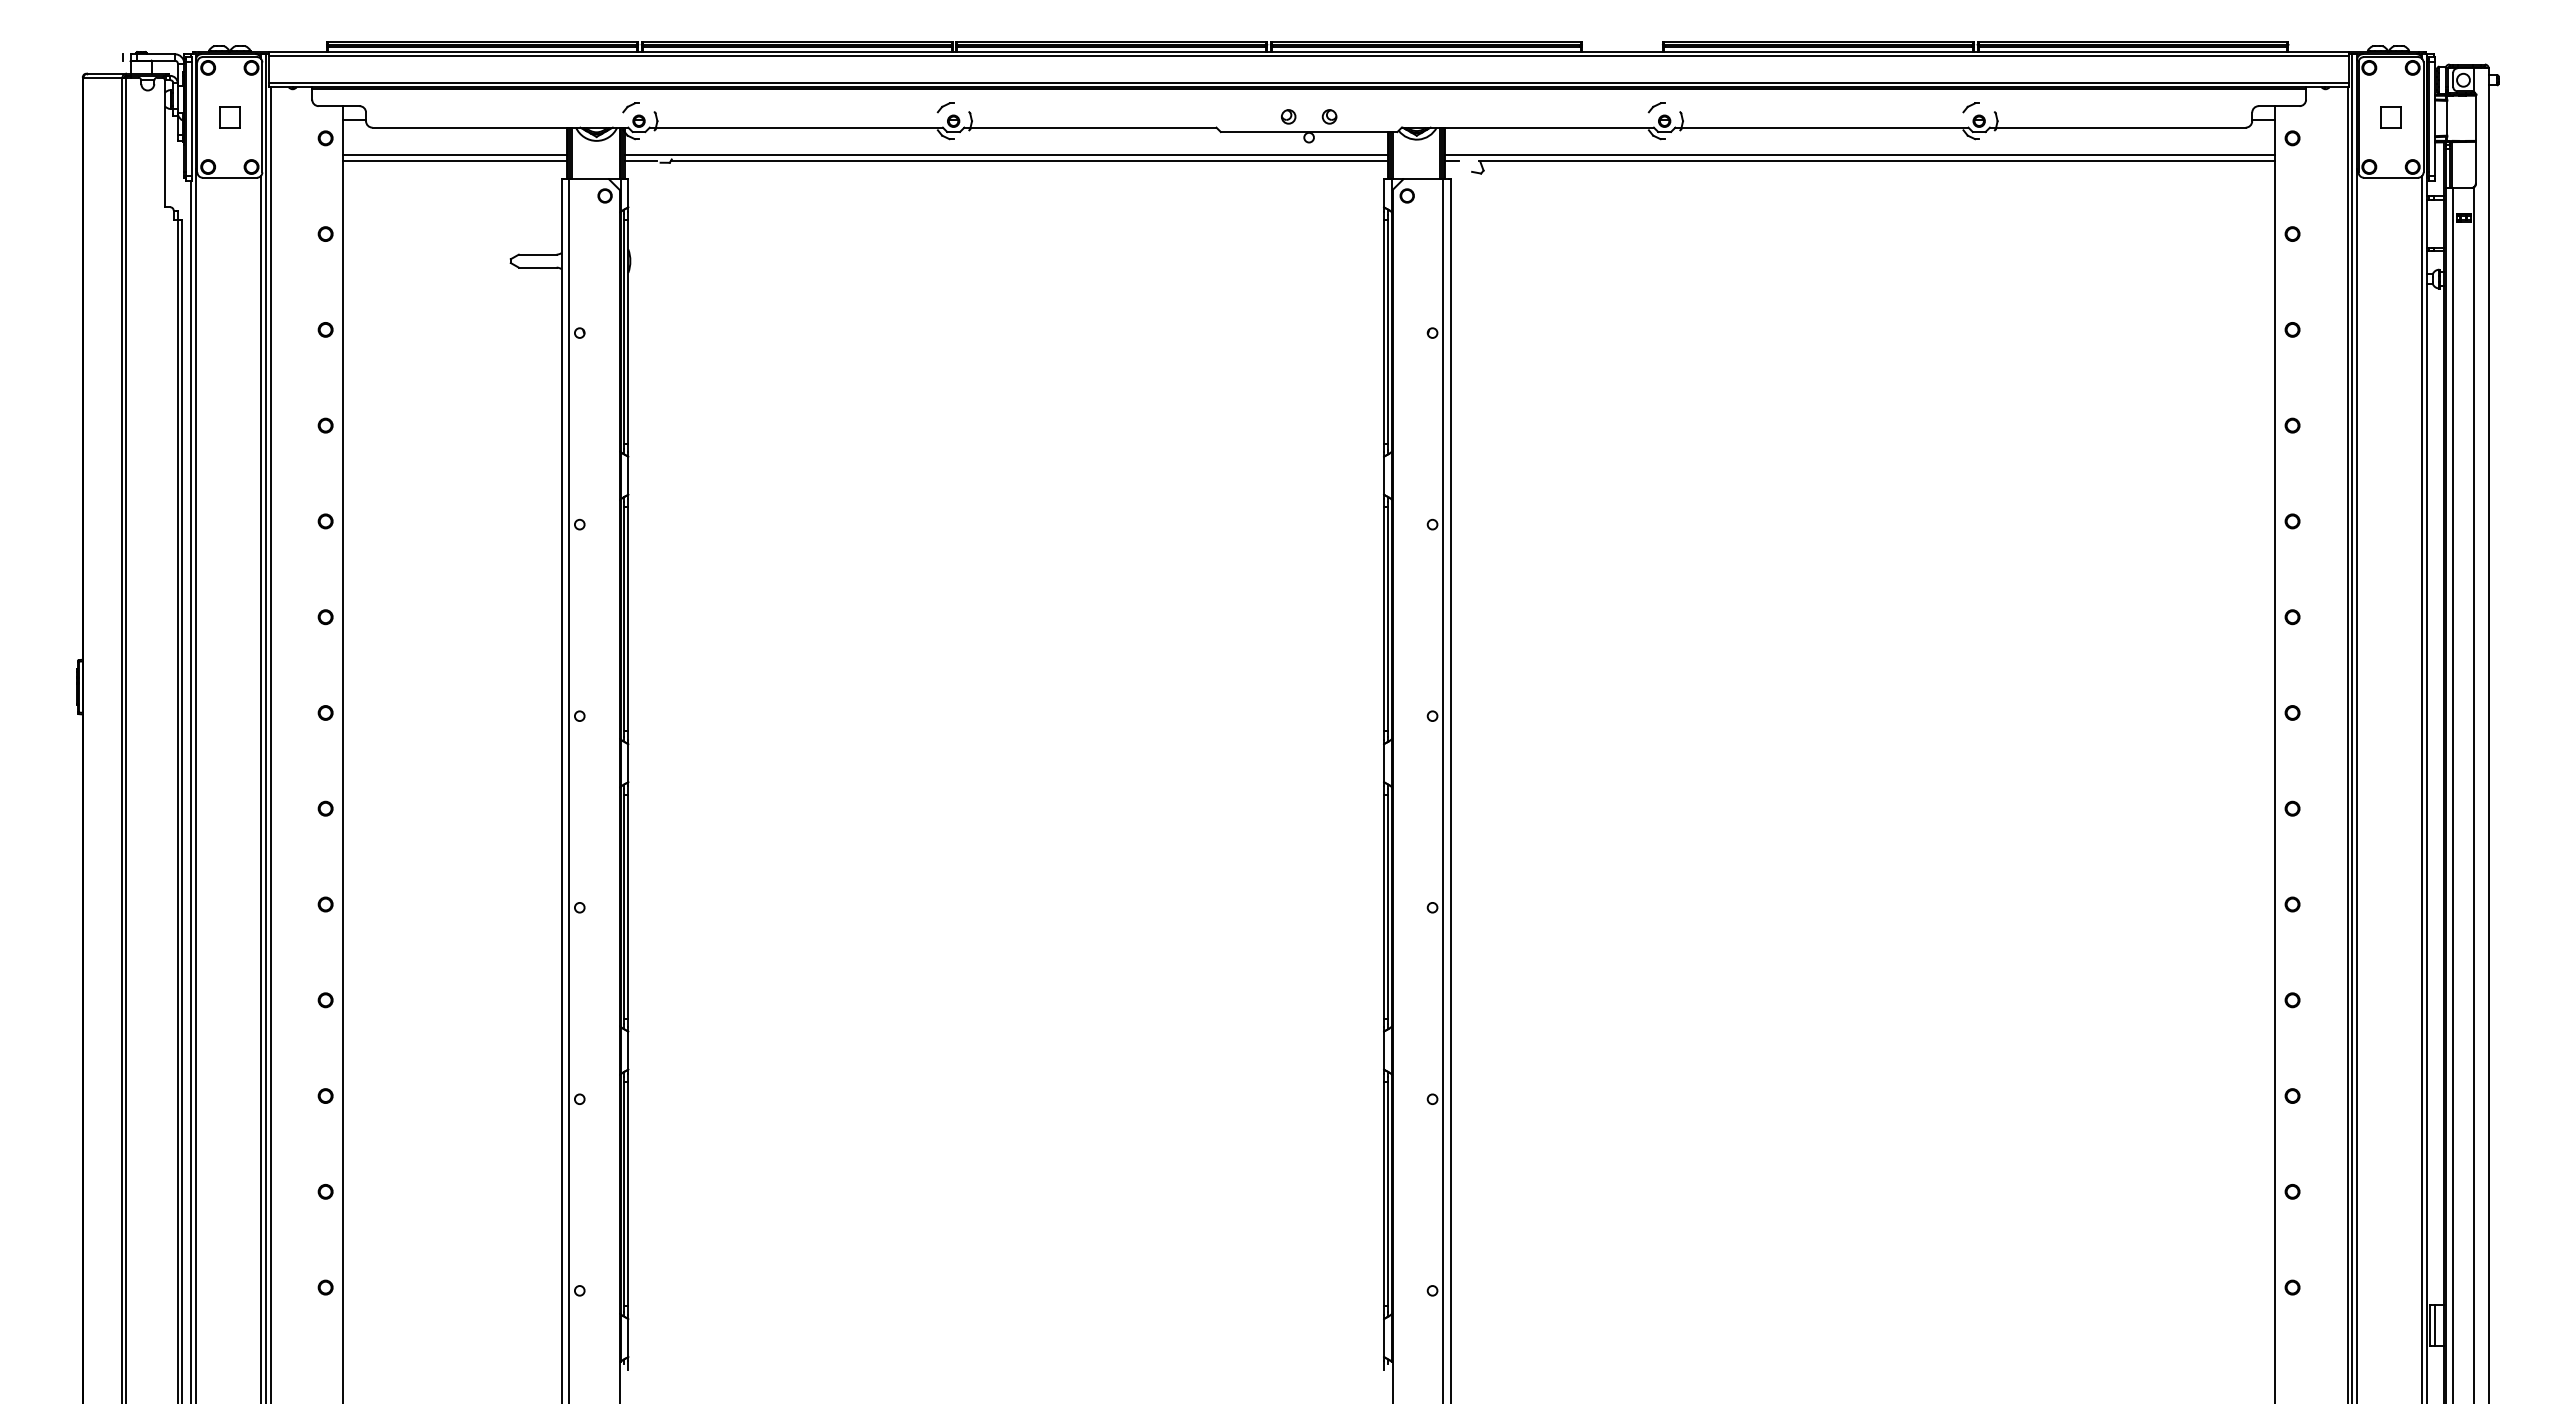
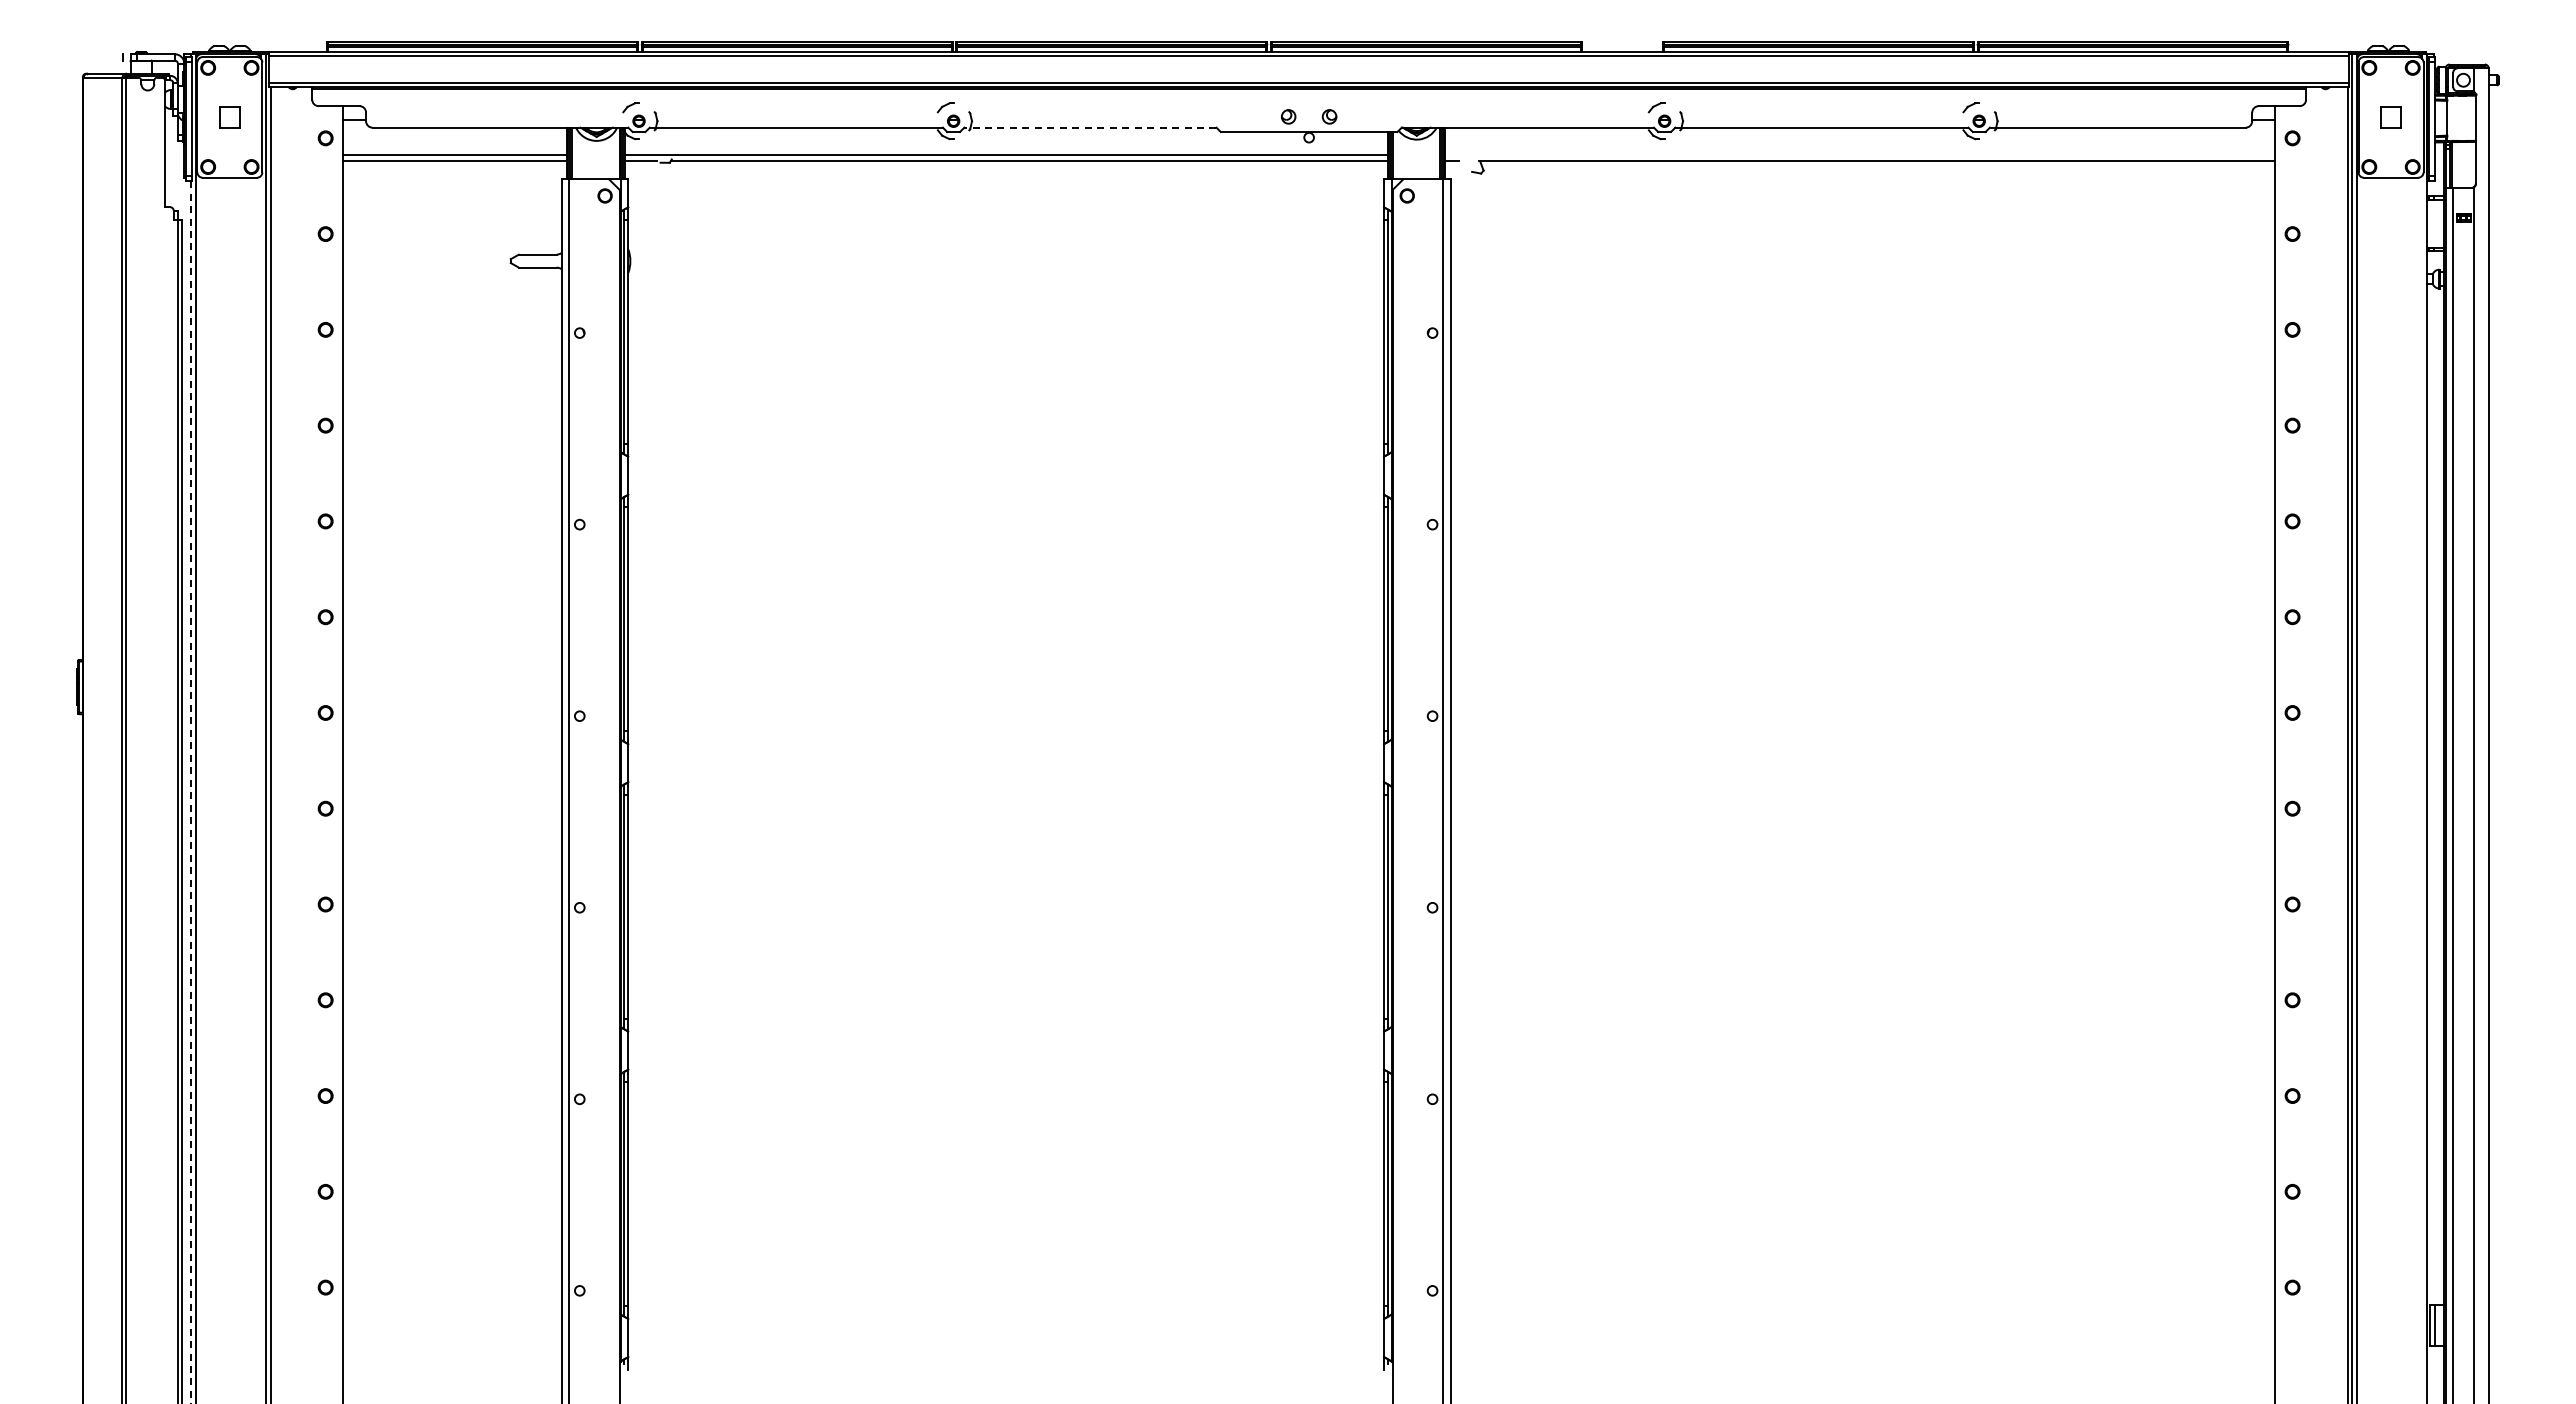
line: solid -> dashed (1089, 127)
line: present -> none (1860, 154)
line: present -> none (261, 788)
line: present -> none (2422, 788)
line: solid -> dashed (190, 792)
